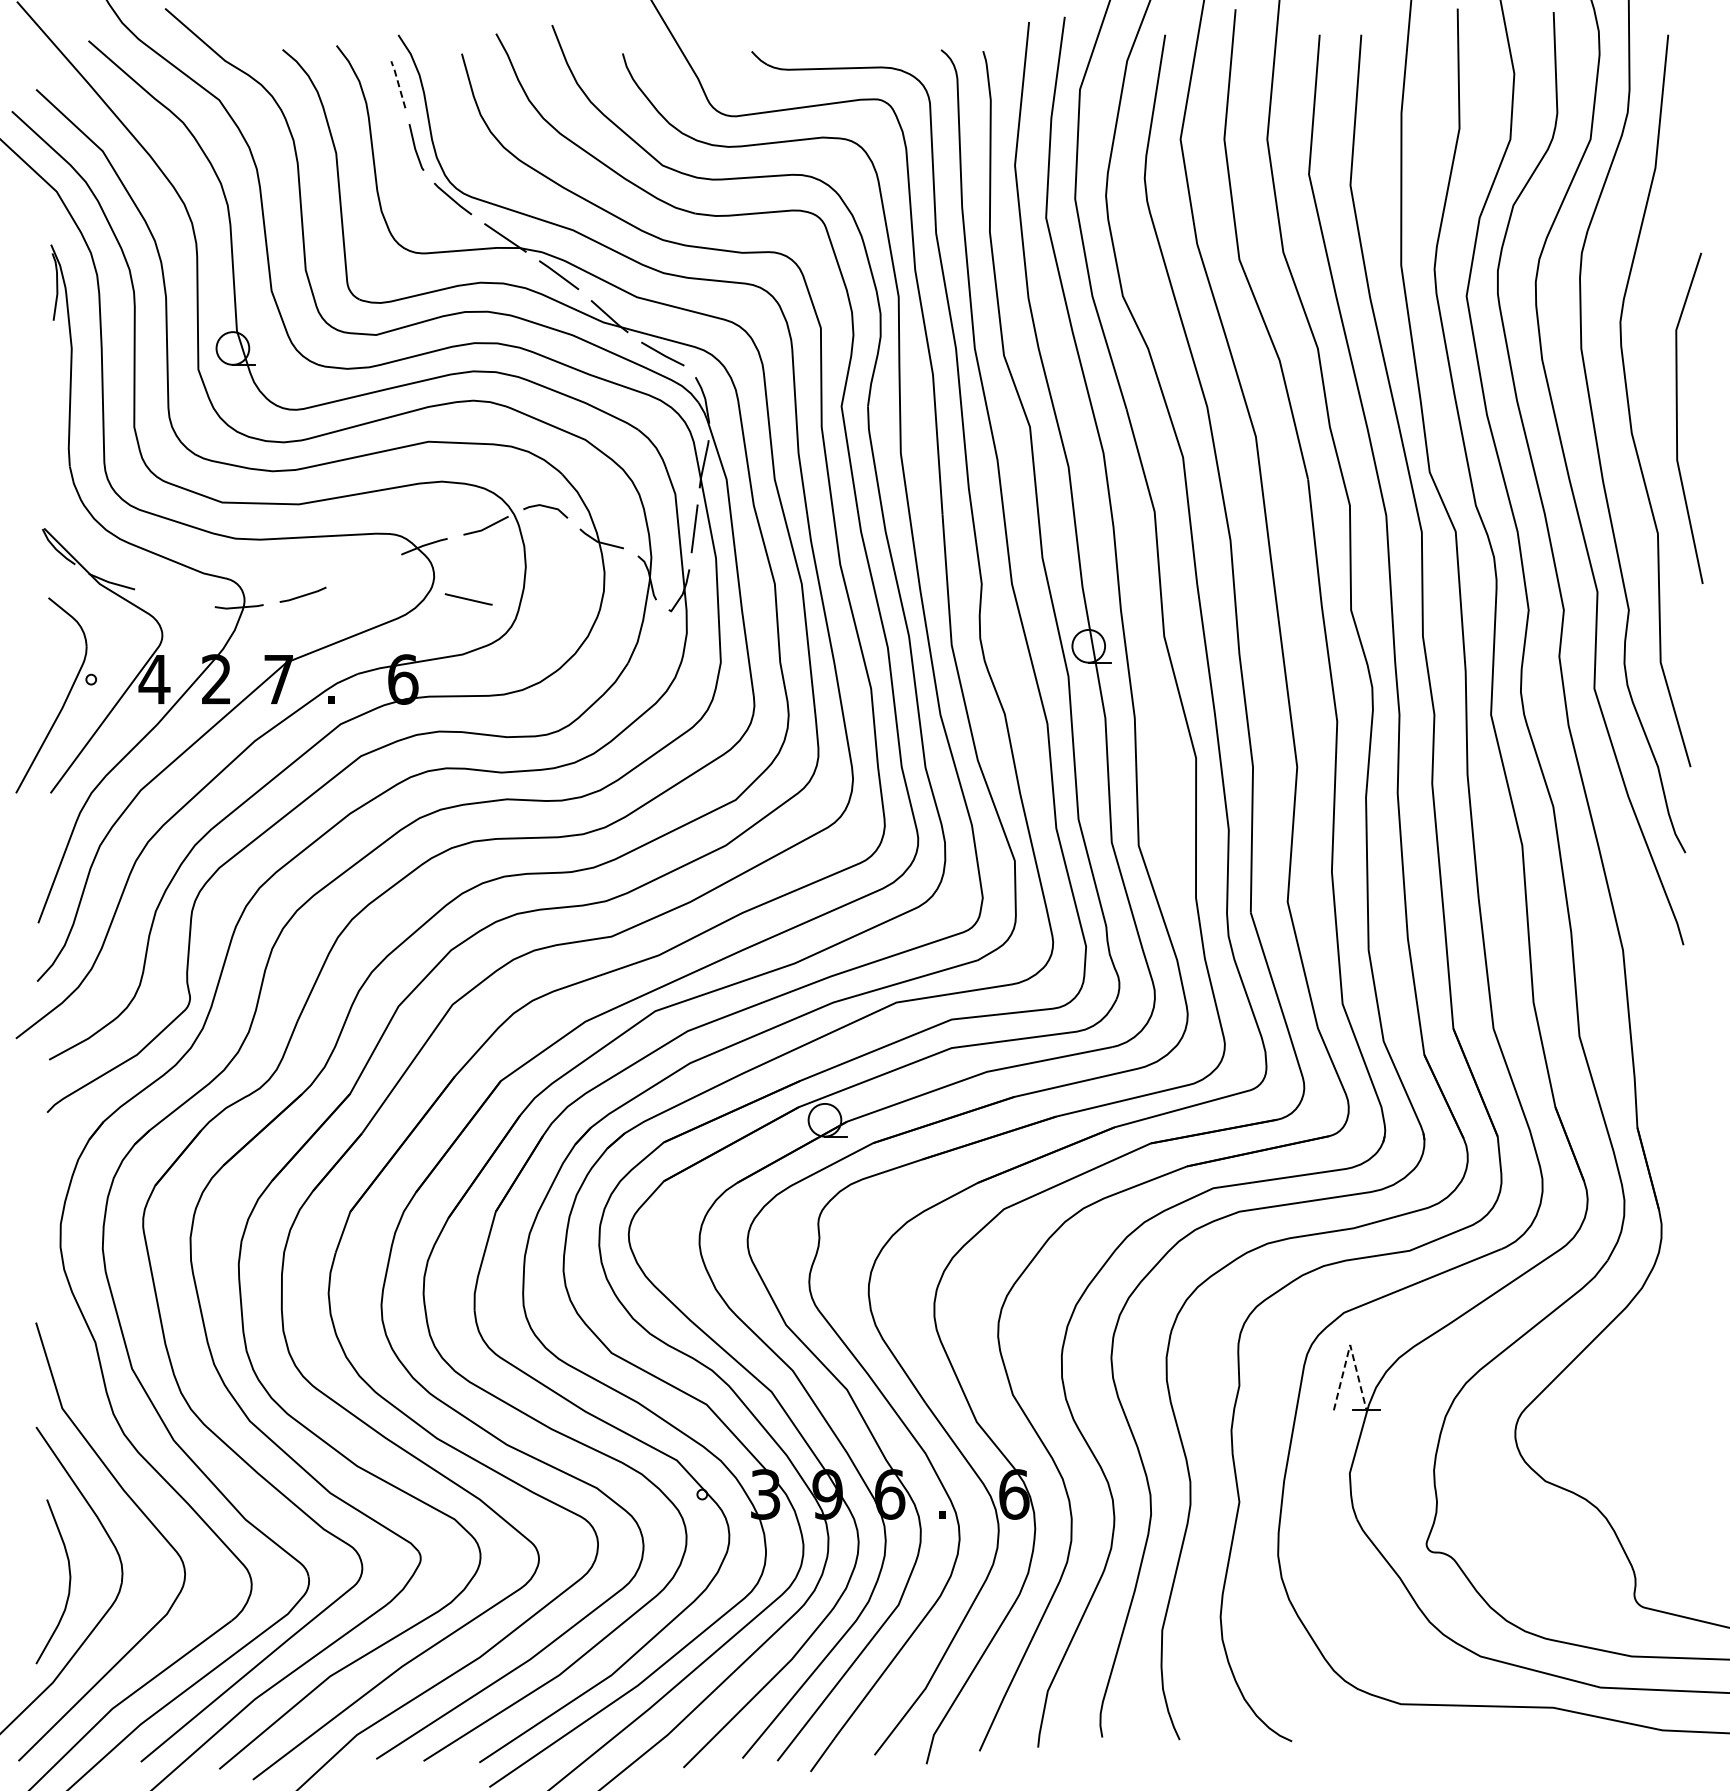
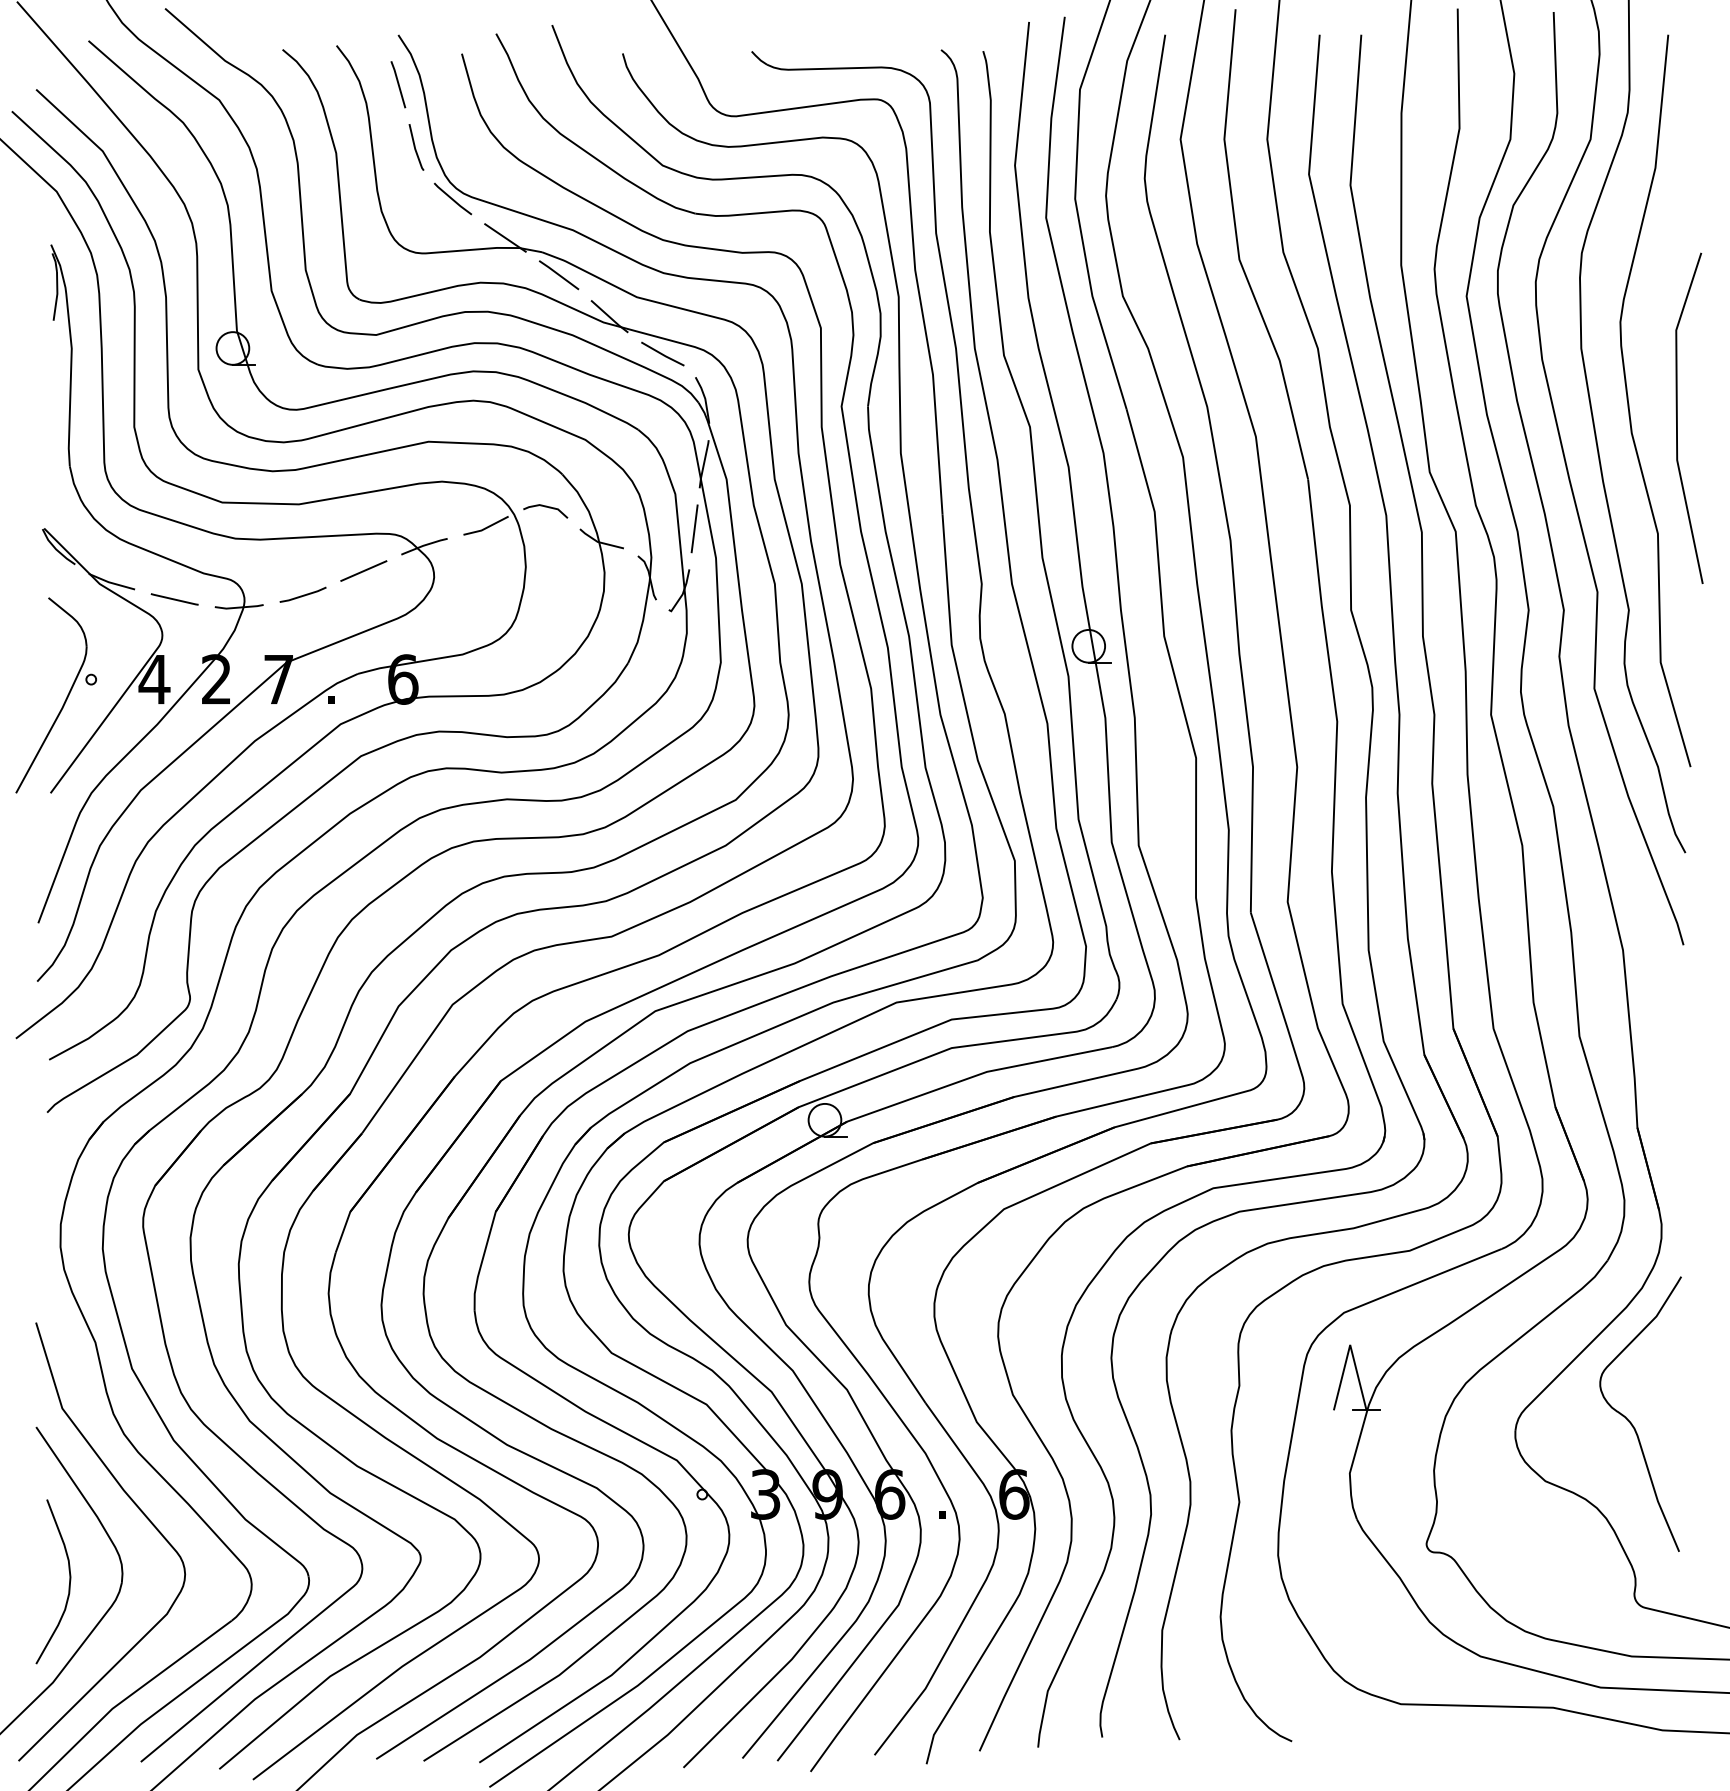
line: dashed -> solid (398, 83)
line: none -> present (363, 570)
line position: (468, 599) -> (174, 599) (174, 599)
line: dashed -> solid (1350, 1344)
curve: none -> present (1631, 1422)
